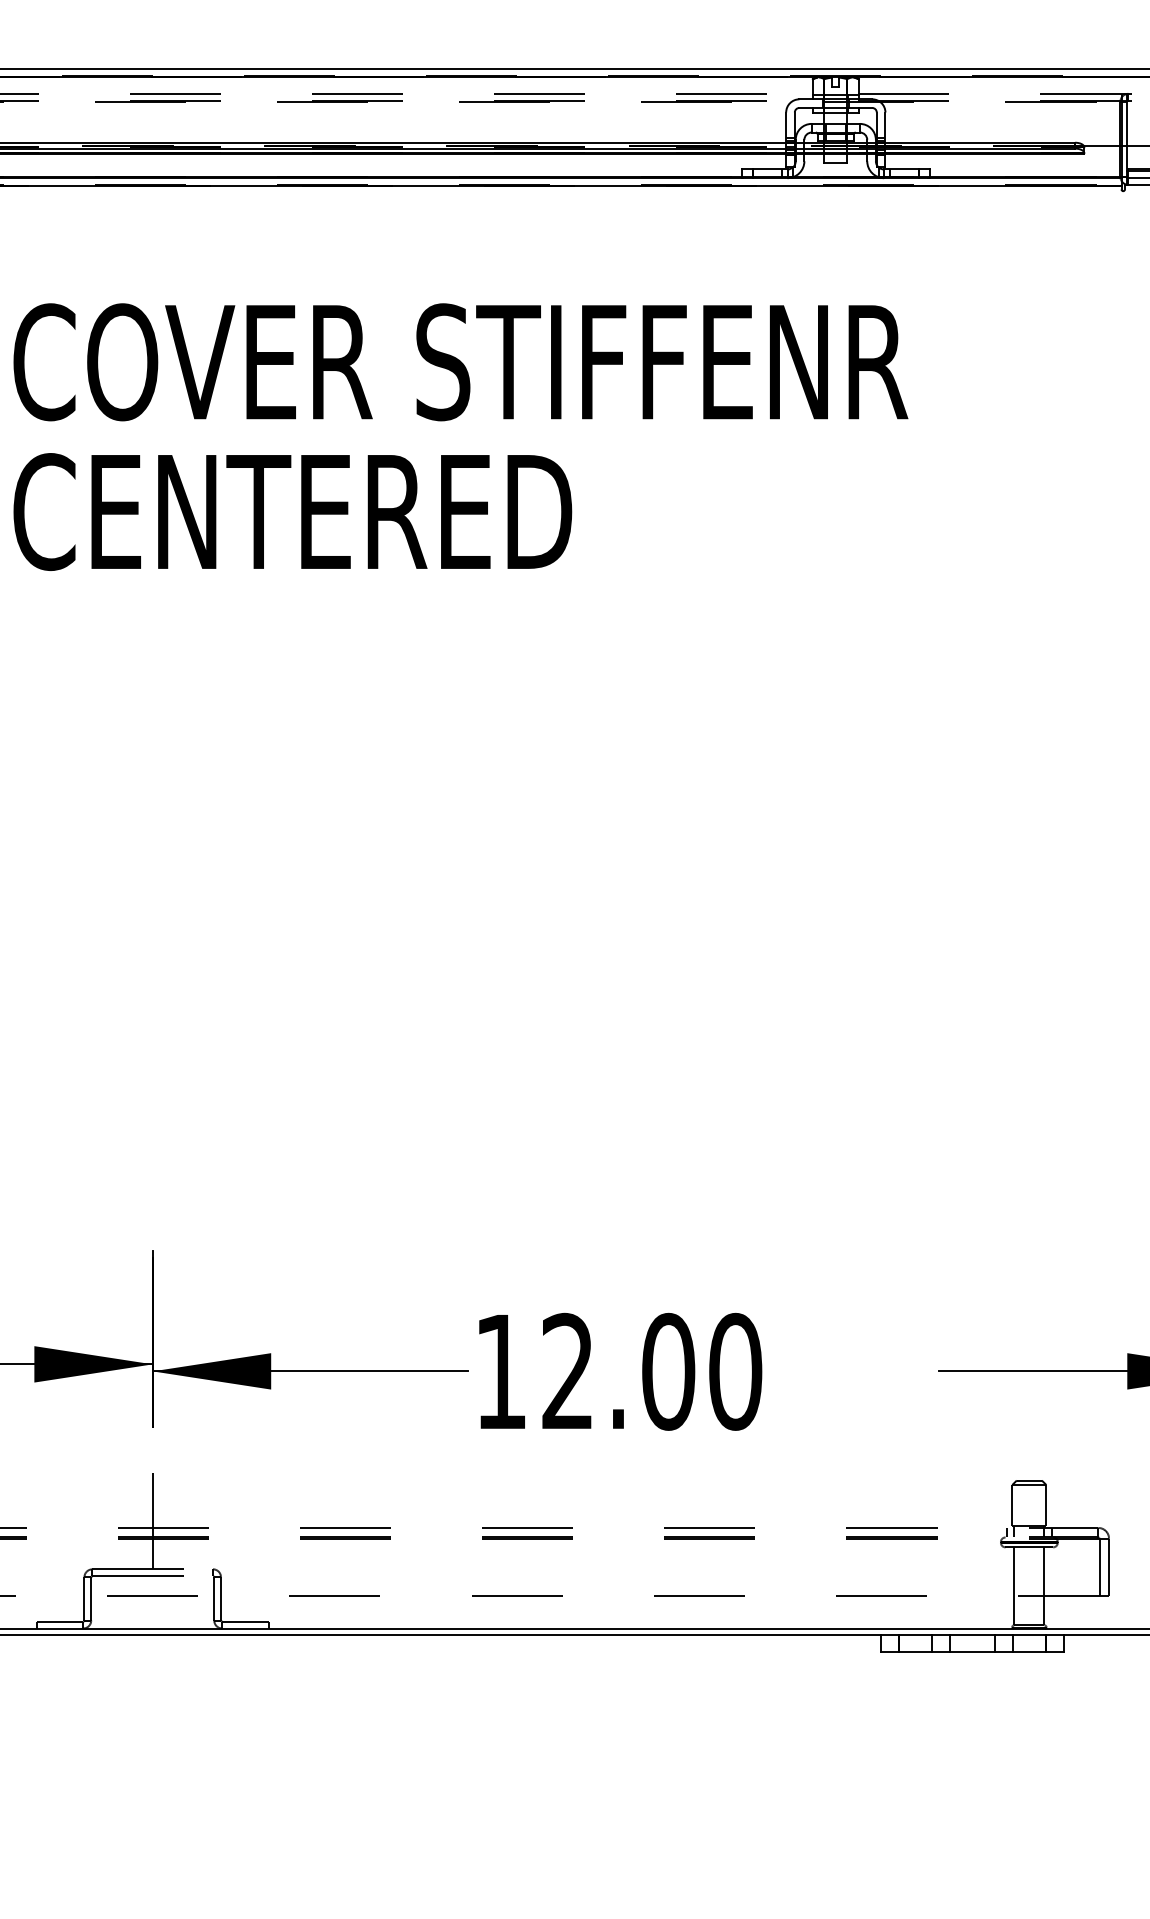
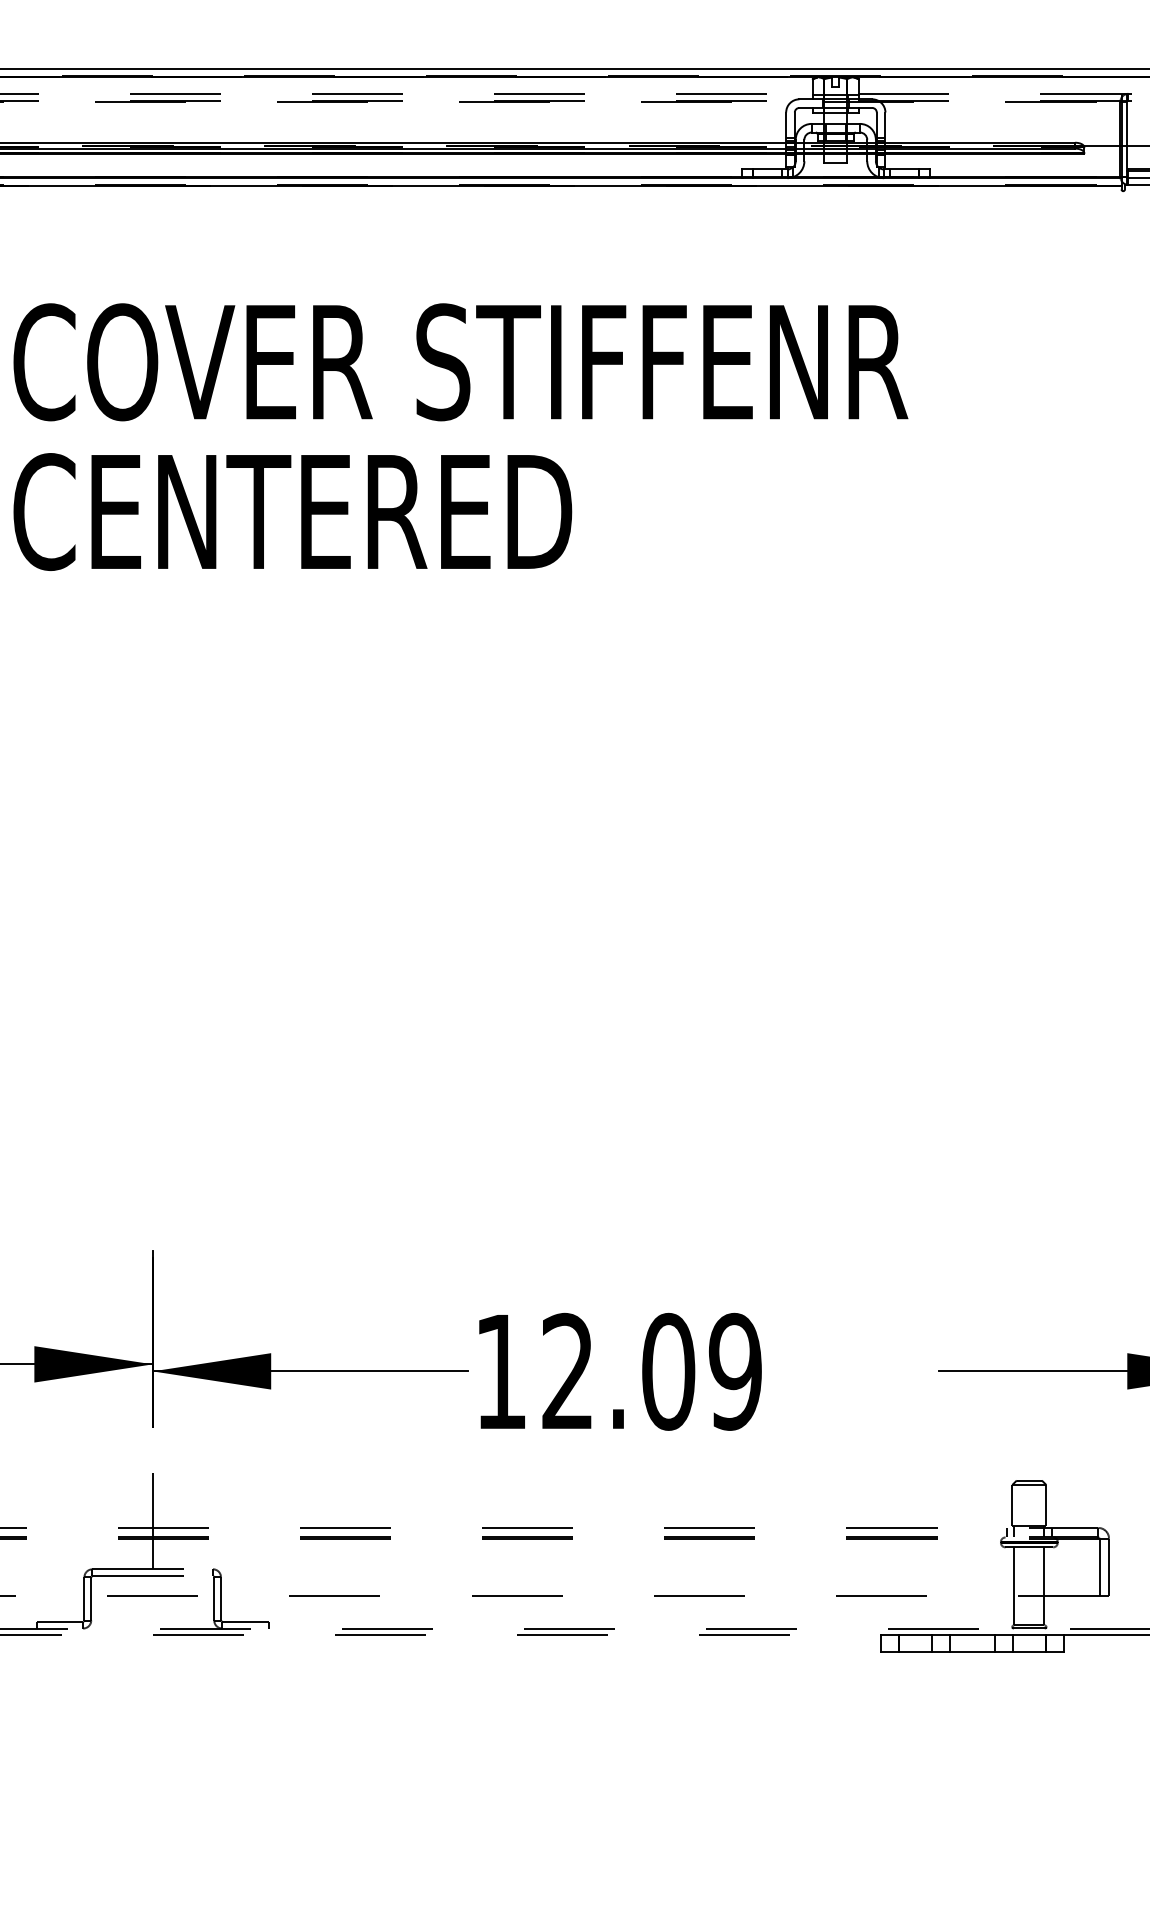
text: 12.00 -> 12.09 (735, 1371)
line: solid -> dashed (575, 1628)
line: solid -> dashed (441, 1635)
